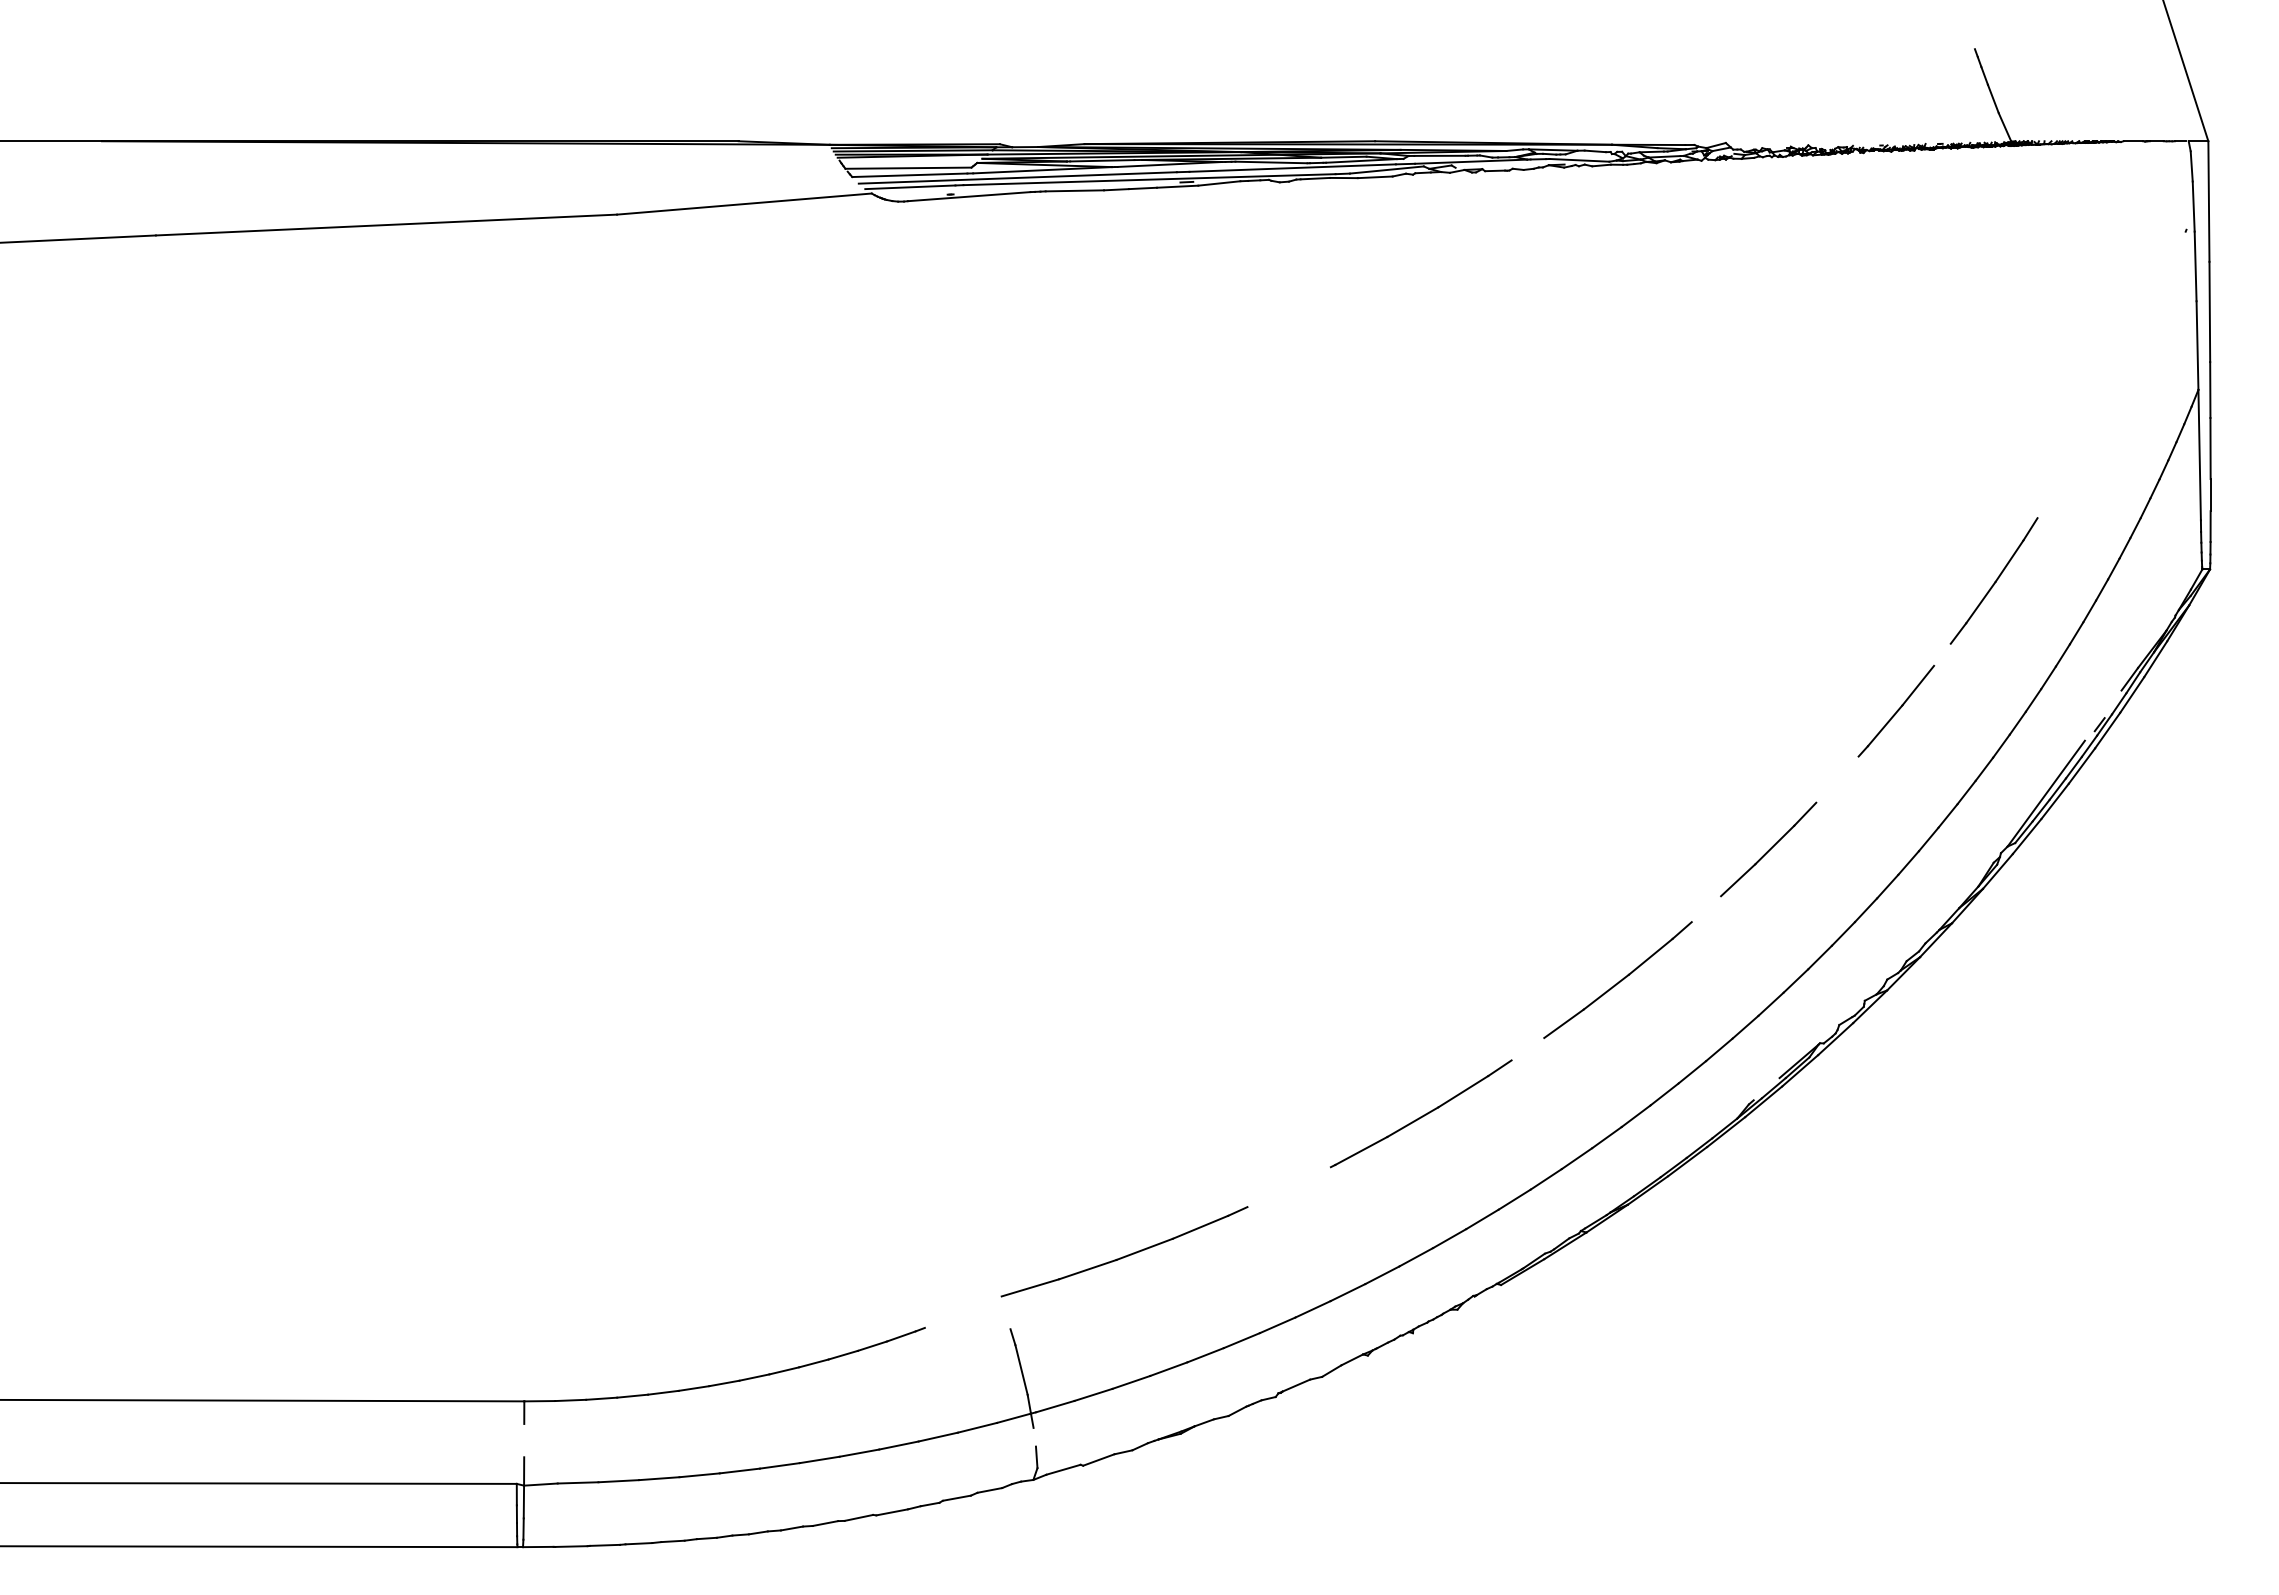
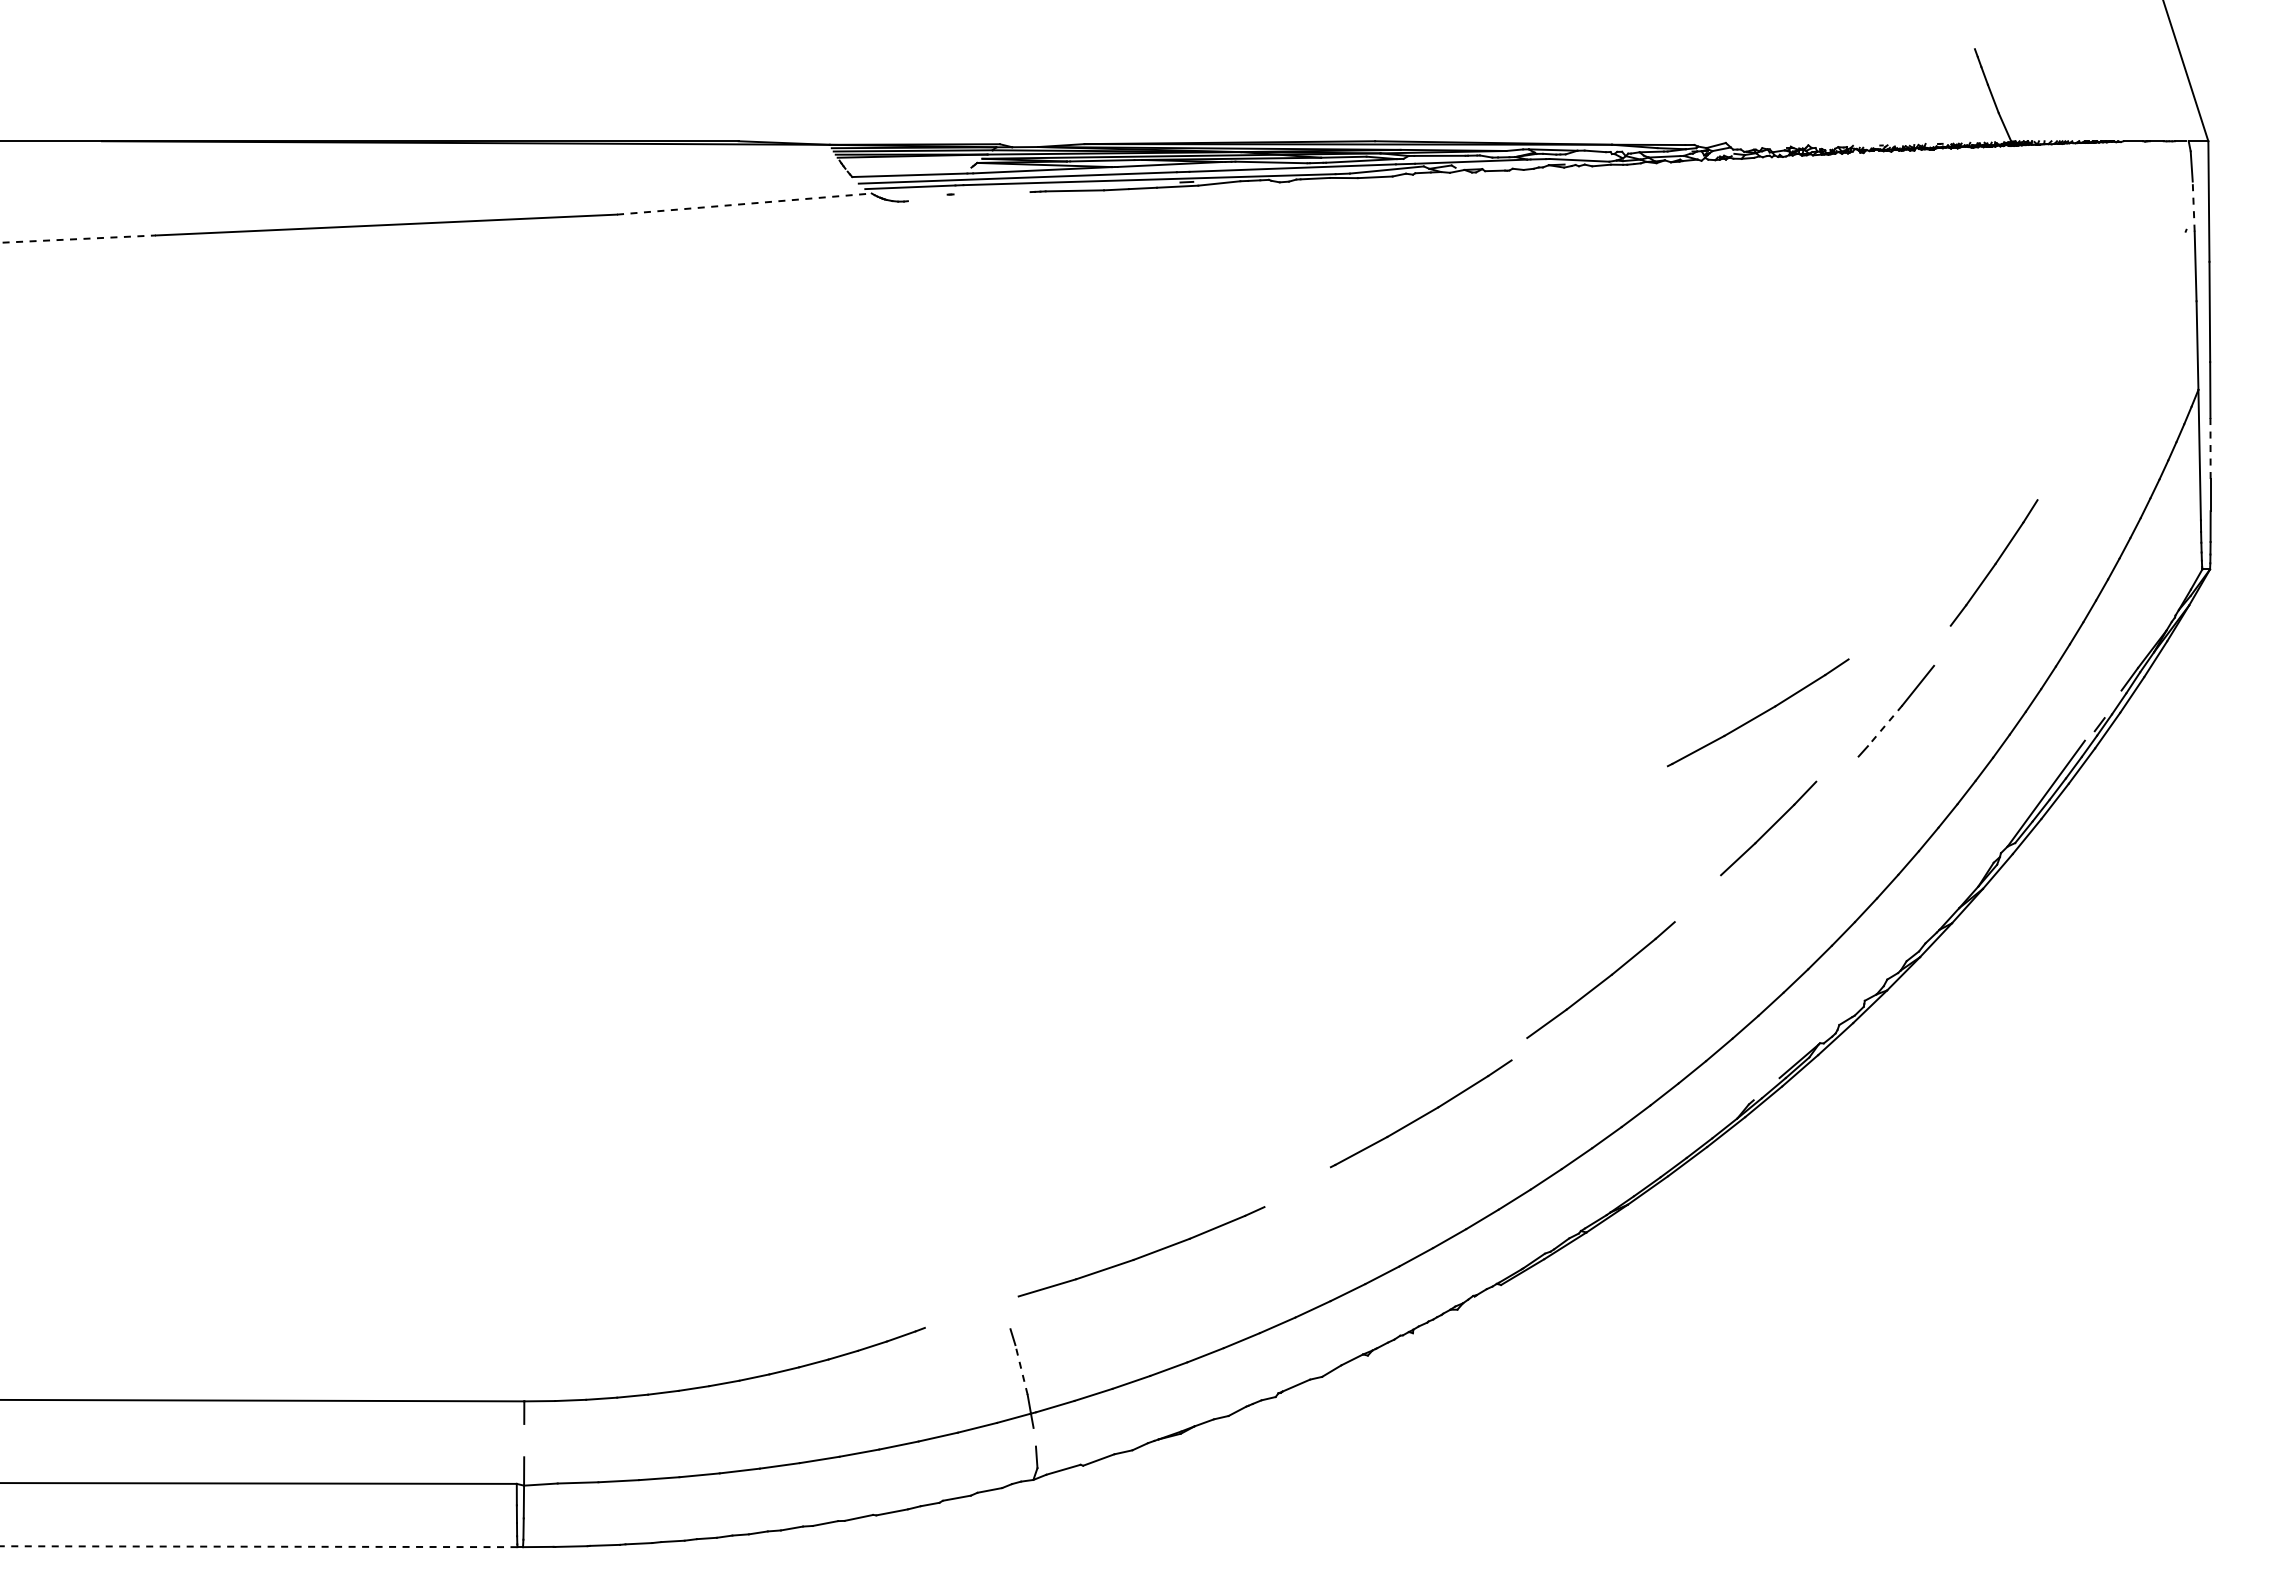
line: present -> none (908, 167)
line: present -> none (968, 196)
line: solid -> dashed (744, 204)
line: solid -> dashed (2193, 206)
line: solid -> dashed (78, 239)
line: solid -> dashed (2210, 448)
part position: (1993, 580) -> (1993, 562) (1993, 562)
part: none -> present (1757, 712)
line: solid -> dashed (1885, 725)
part position: (1768, 849) -> (1768, 828) (1768, 828)
part position: (1617, 979) -> (1600, 979) (1600, 979)
part position: (1124, 1251) -> (1141, 1251) (1141, 1251)
line: solid -> dashed (1021, 1369)
line: solid -> dashed (258, 1546)
